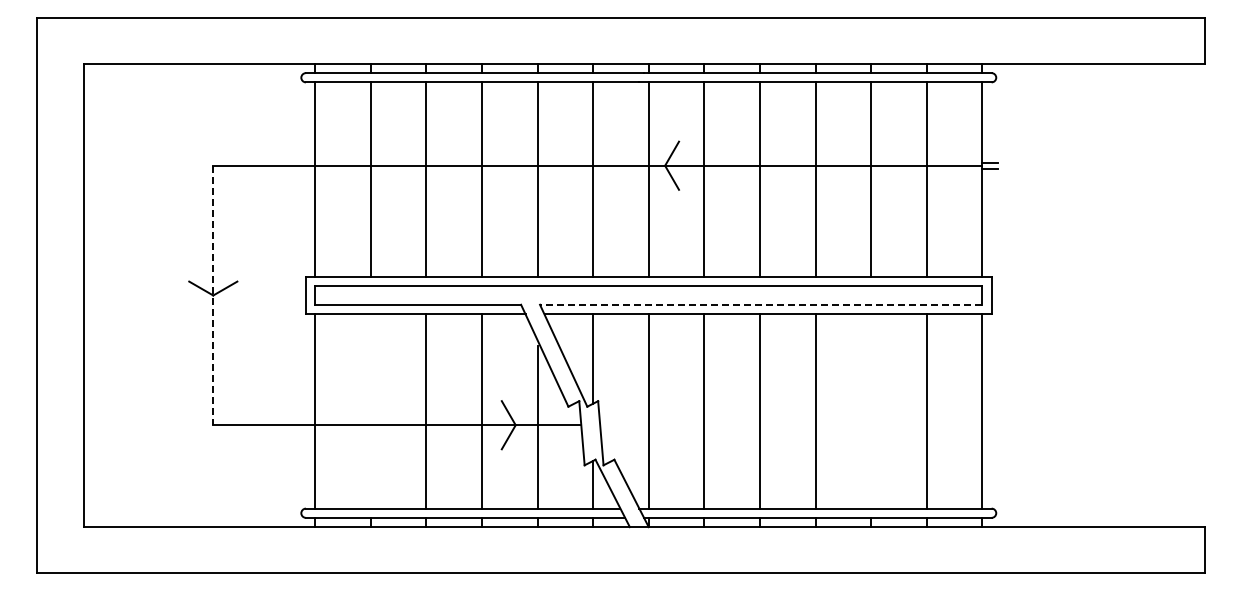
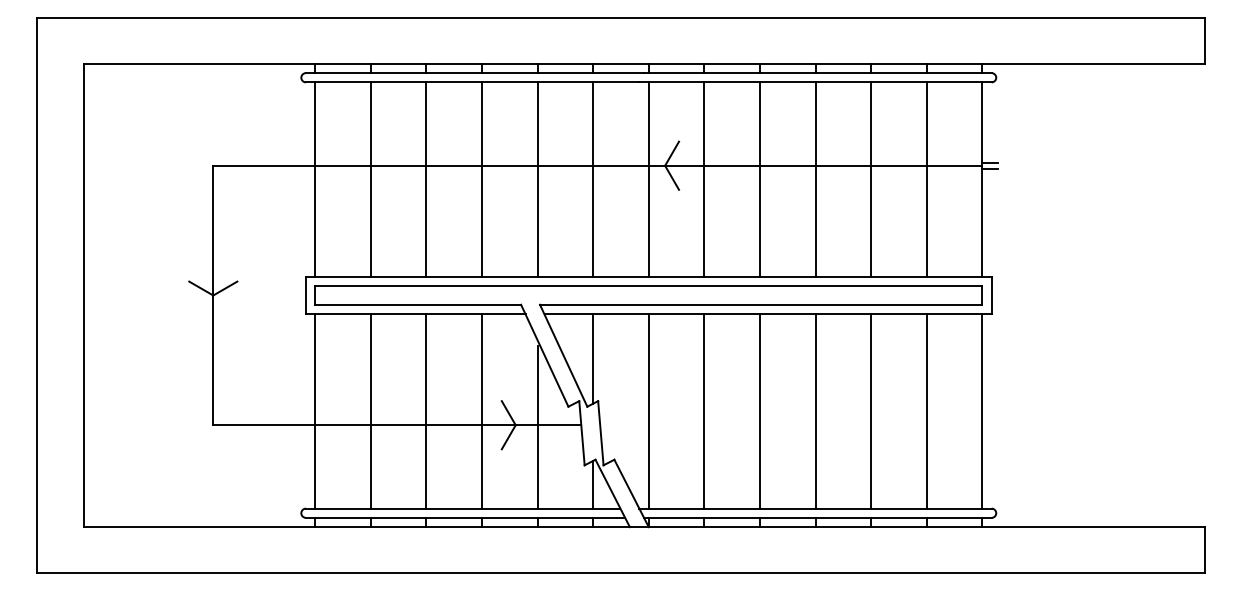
line: dashed -> solid (213, 295)
line: dashed -> solid (760, 304)
line: none -> present (370, 411)
line: none -> present (871, 411)
